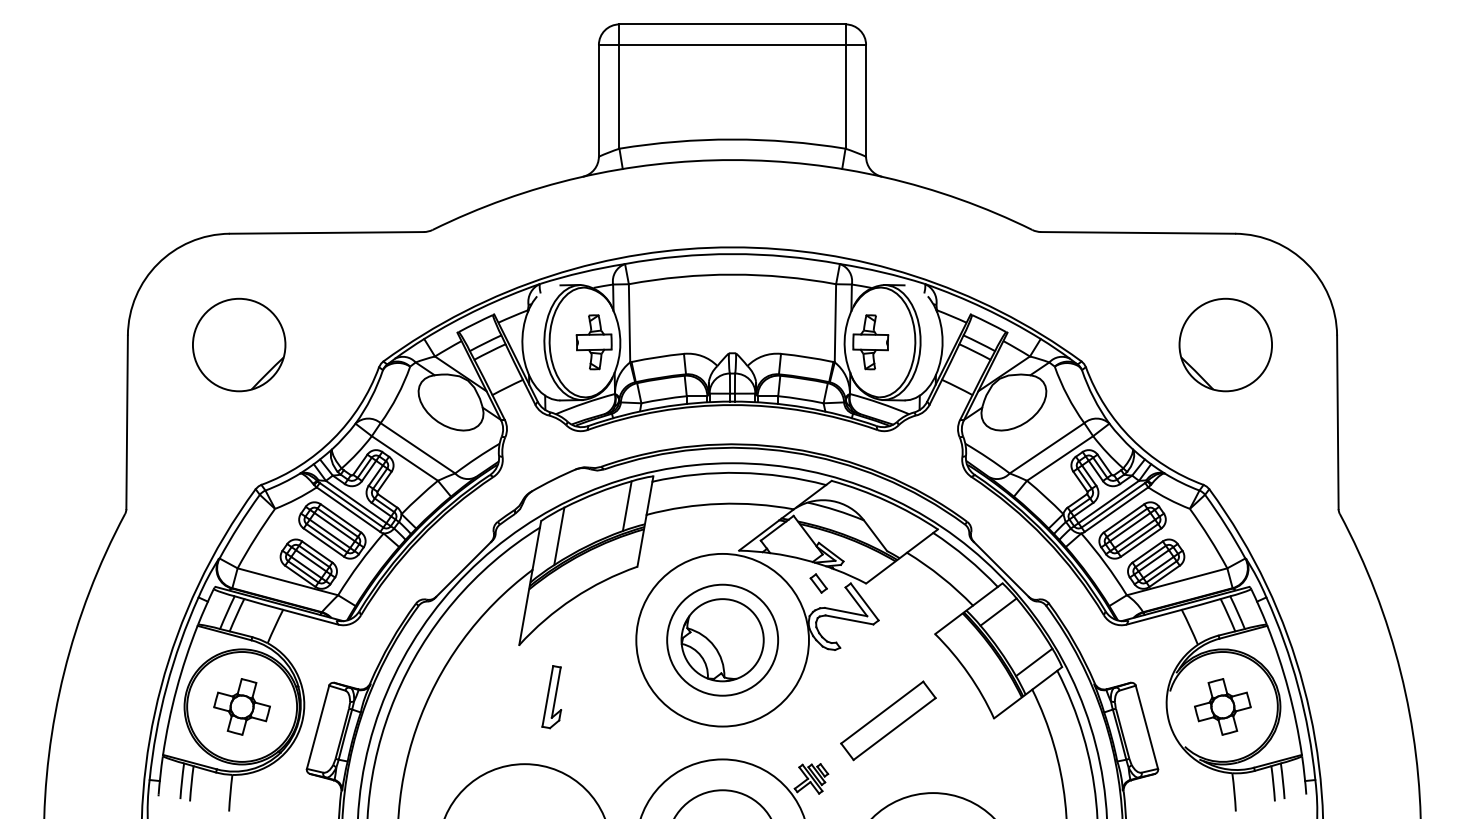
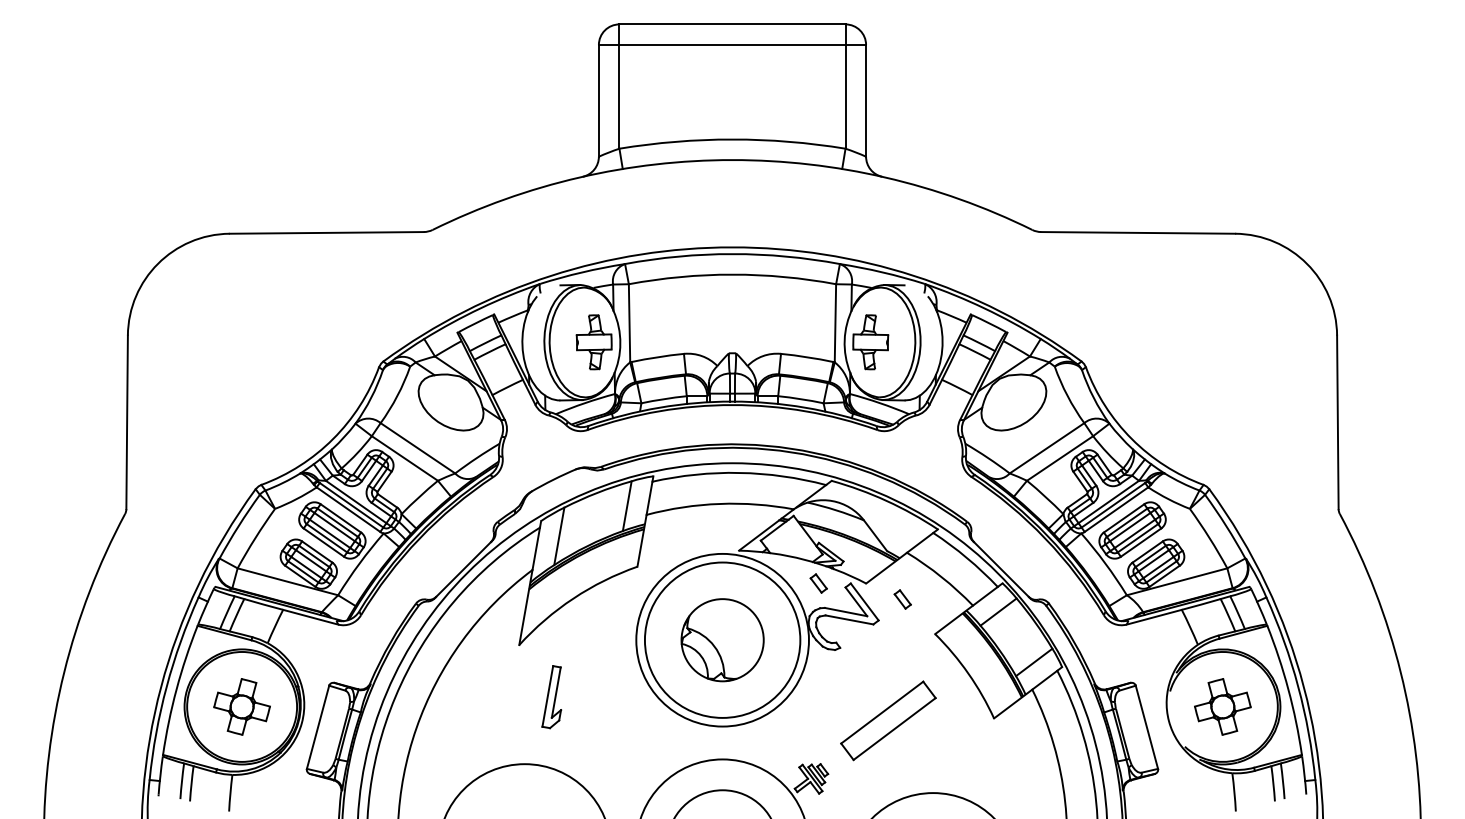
part: present -> none (239, 344)
part: present -> none (1225, 344)
part: none -> present (902, 599)
circle diameter: 111 px -> 155 px (722, 639)
